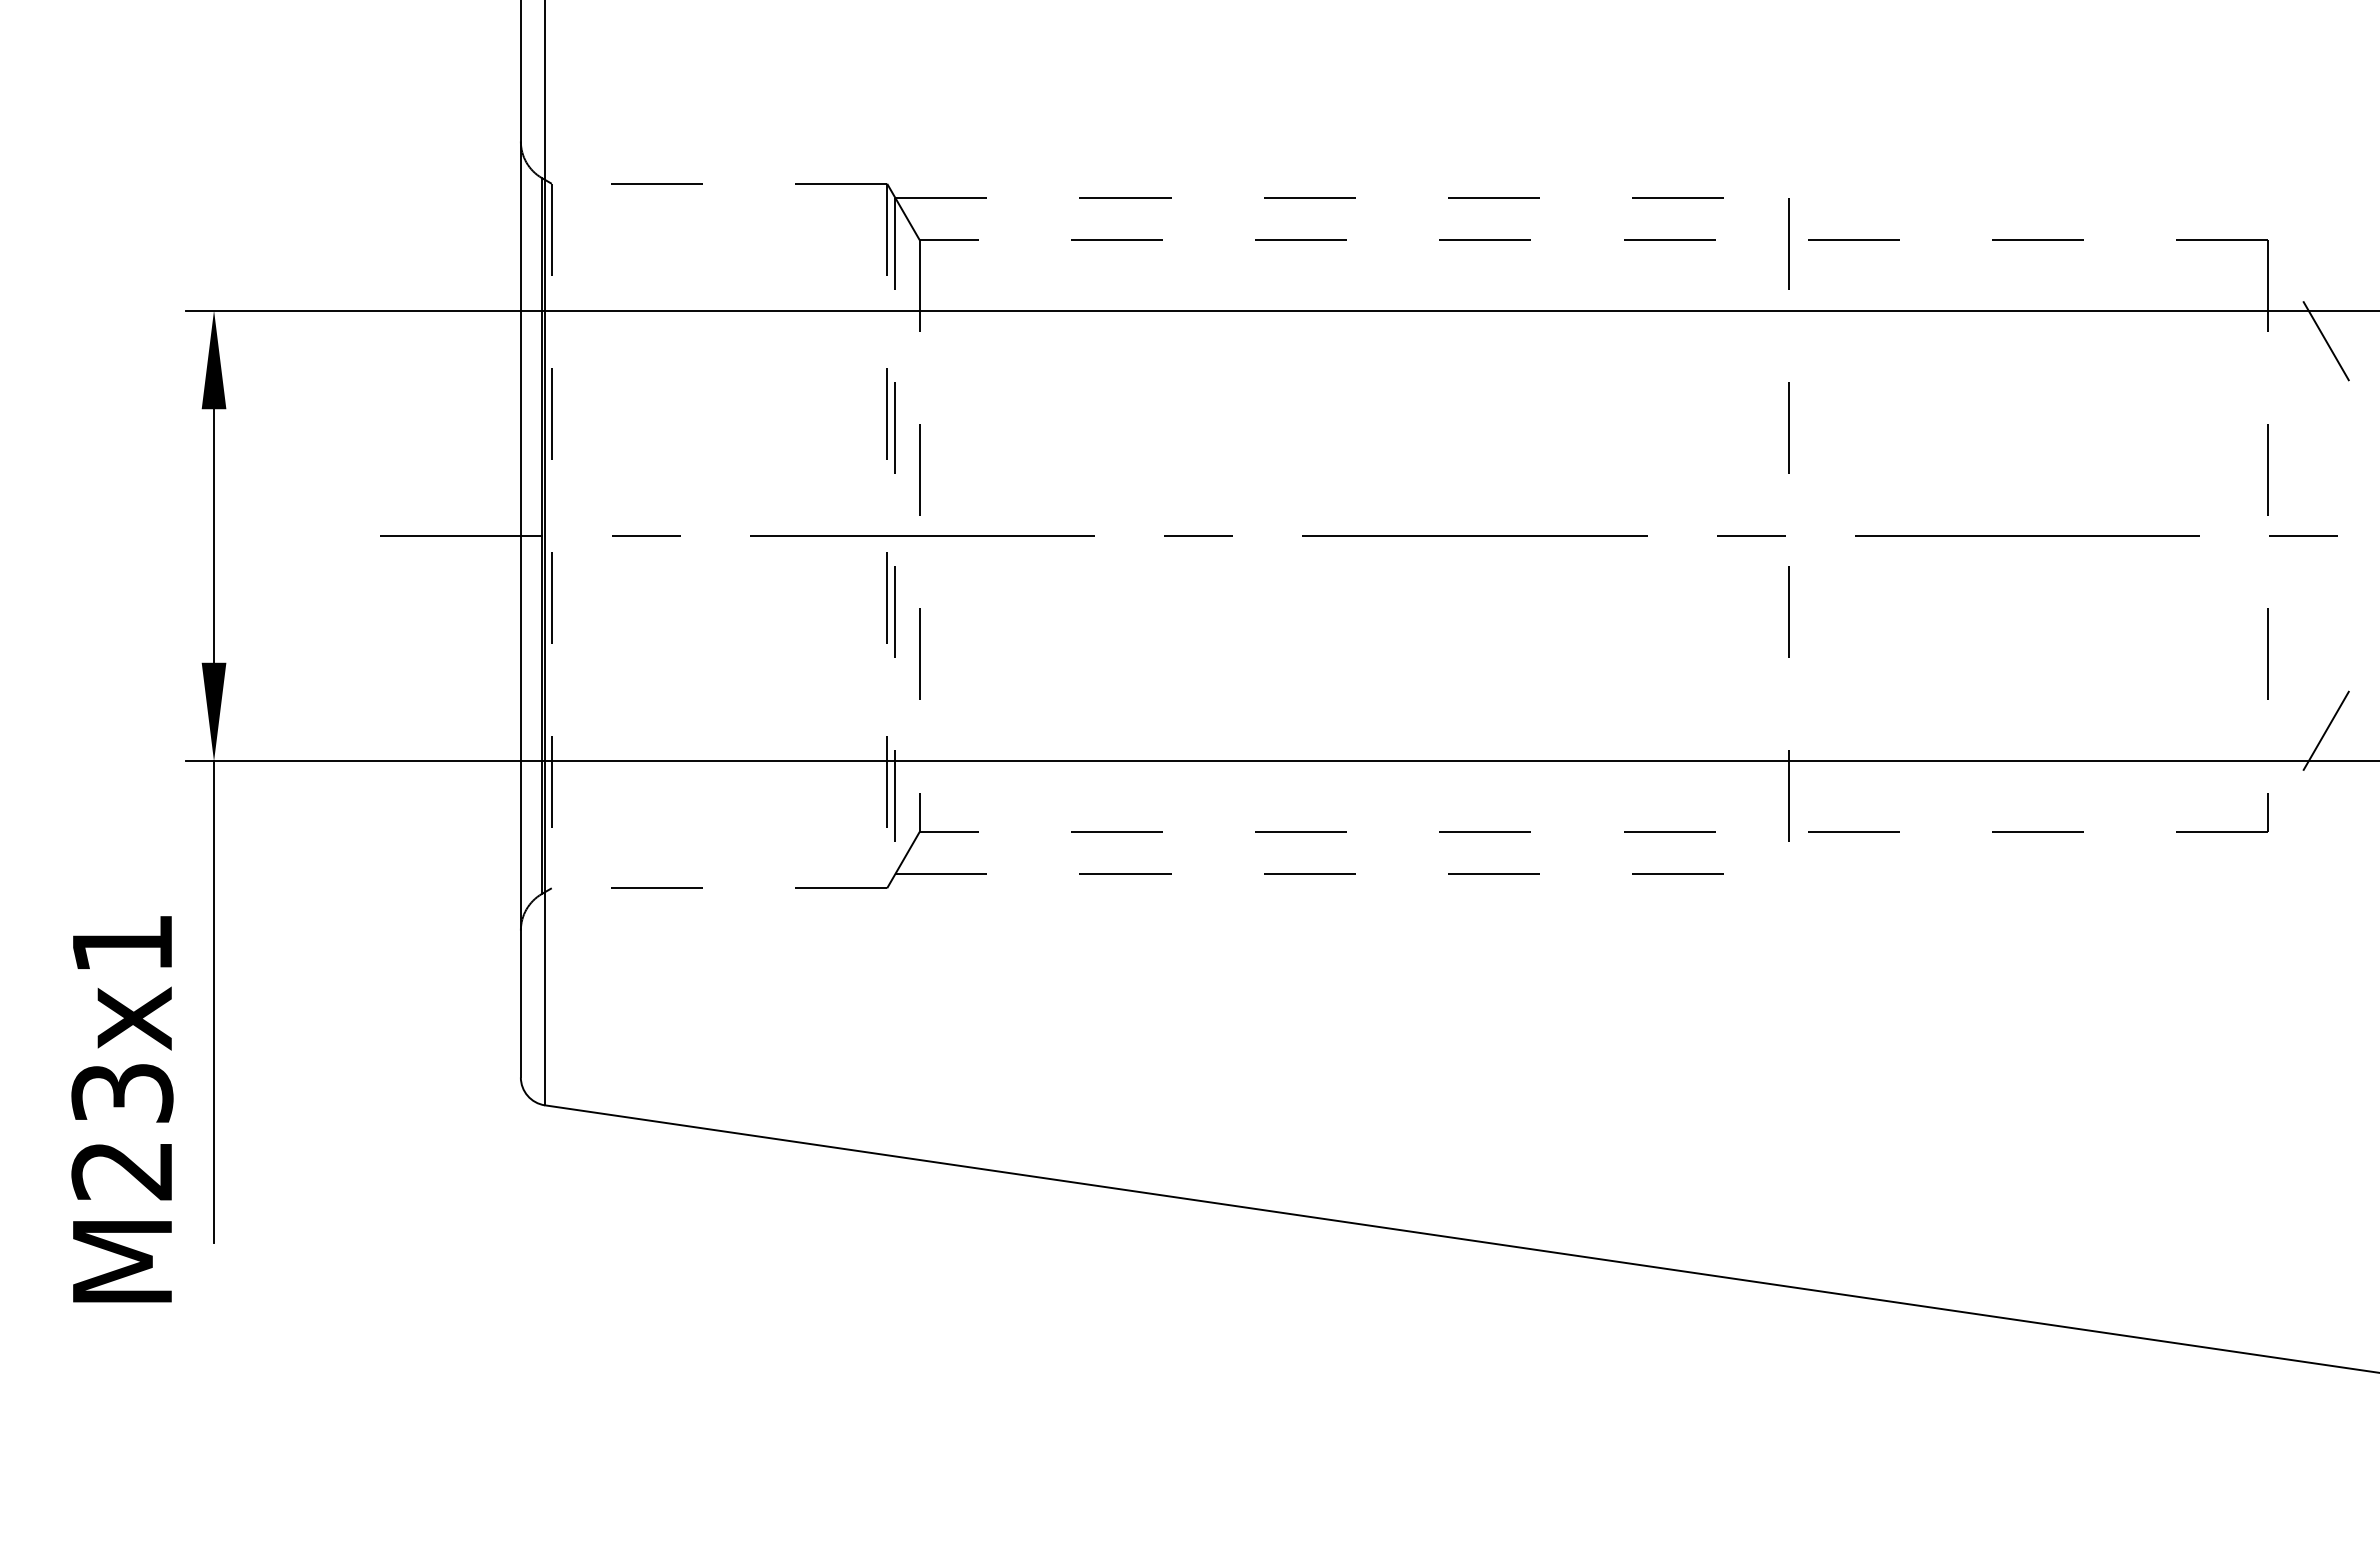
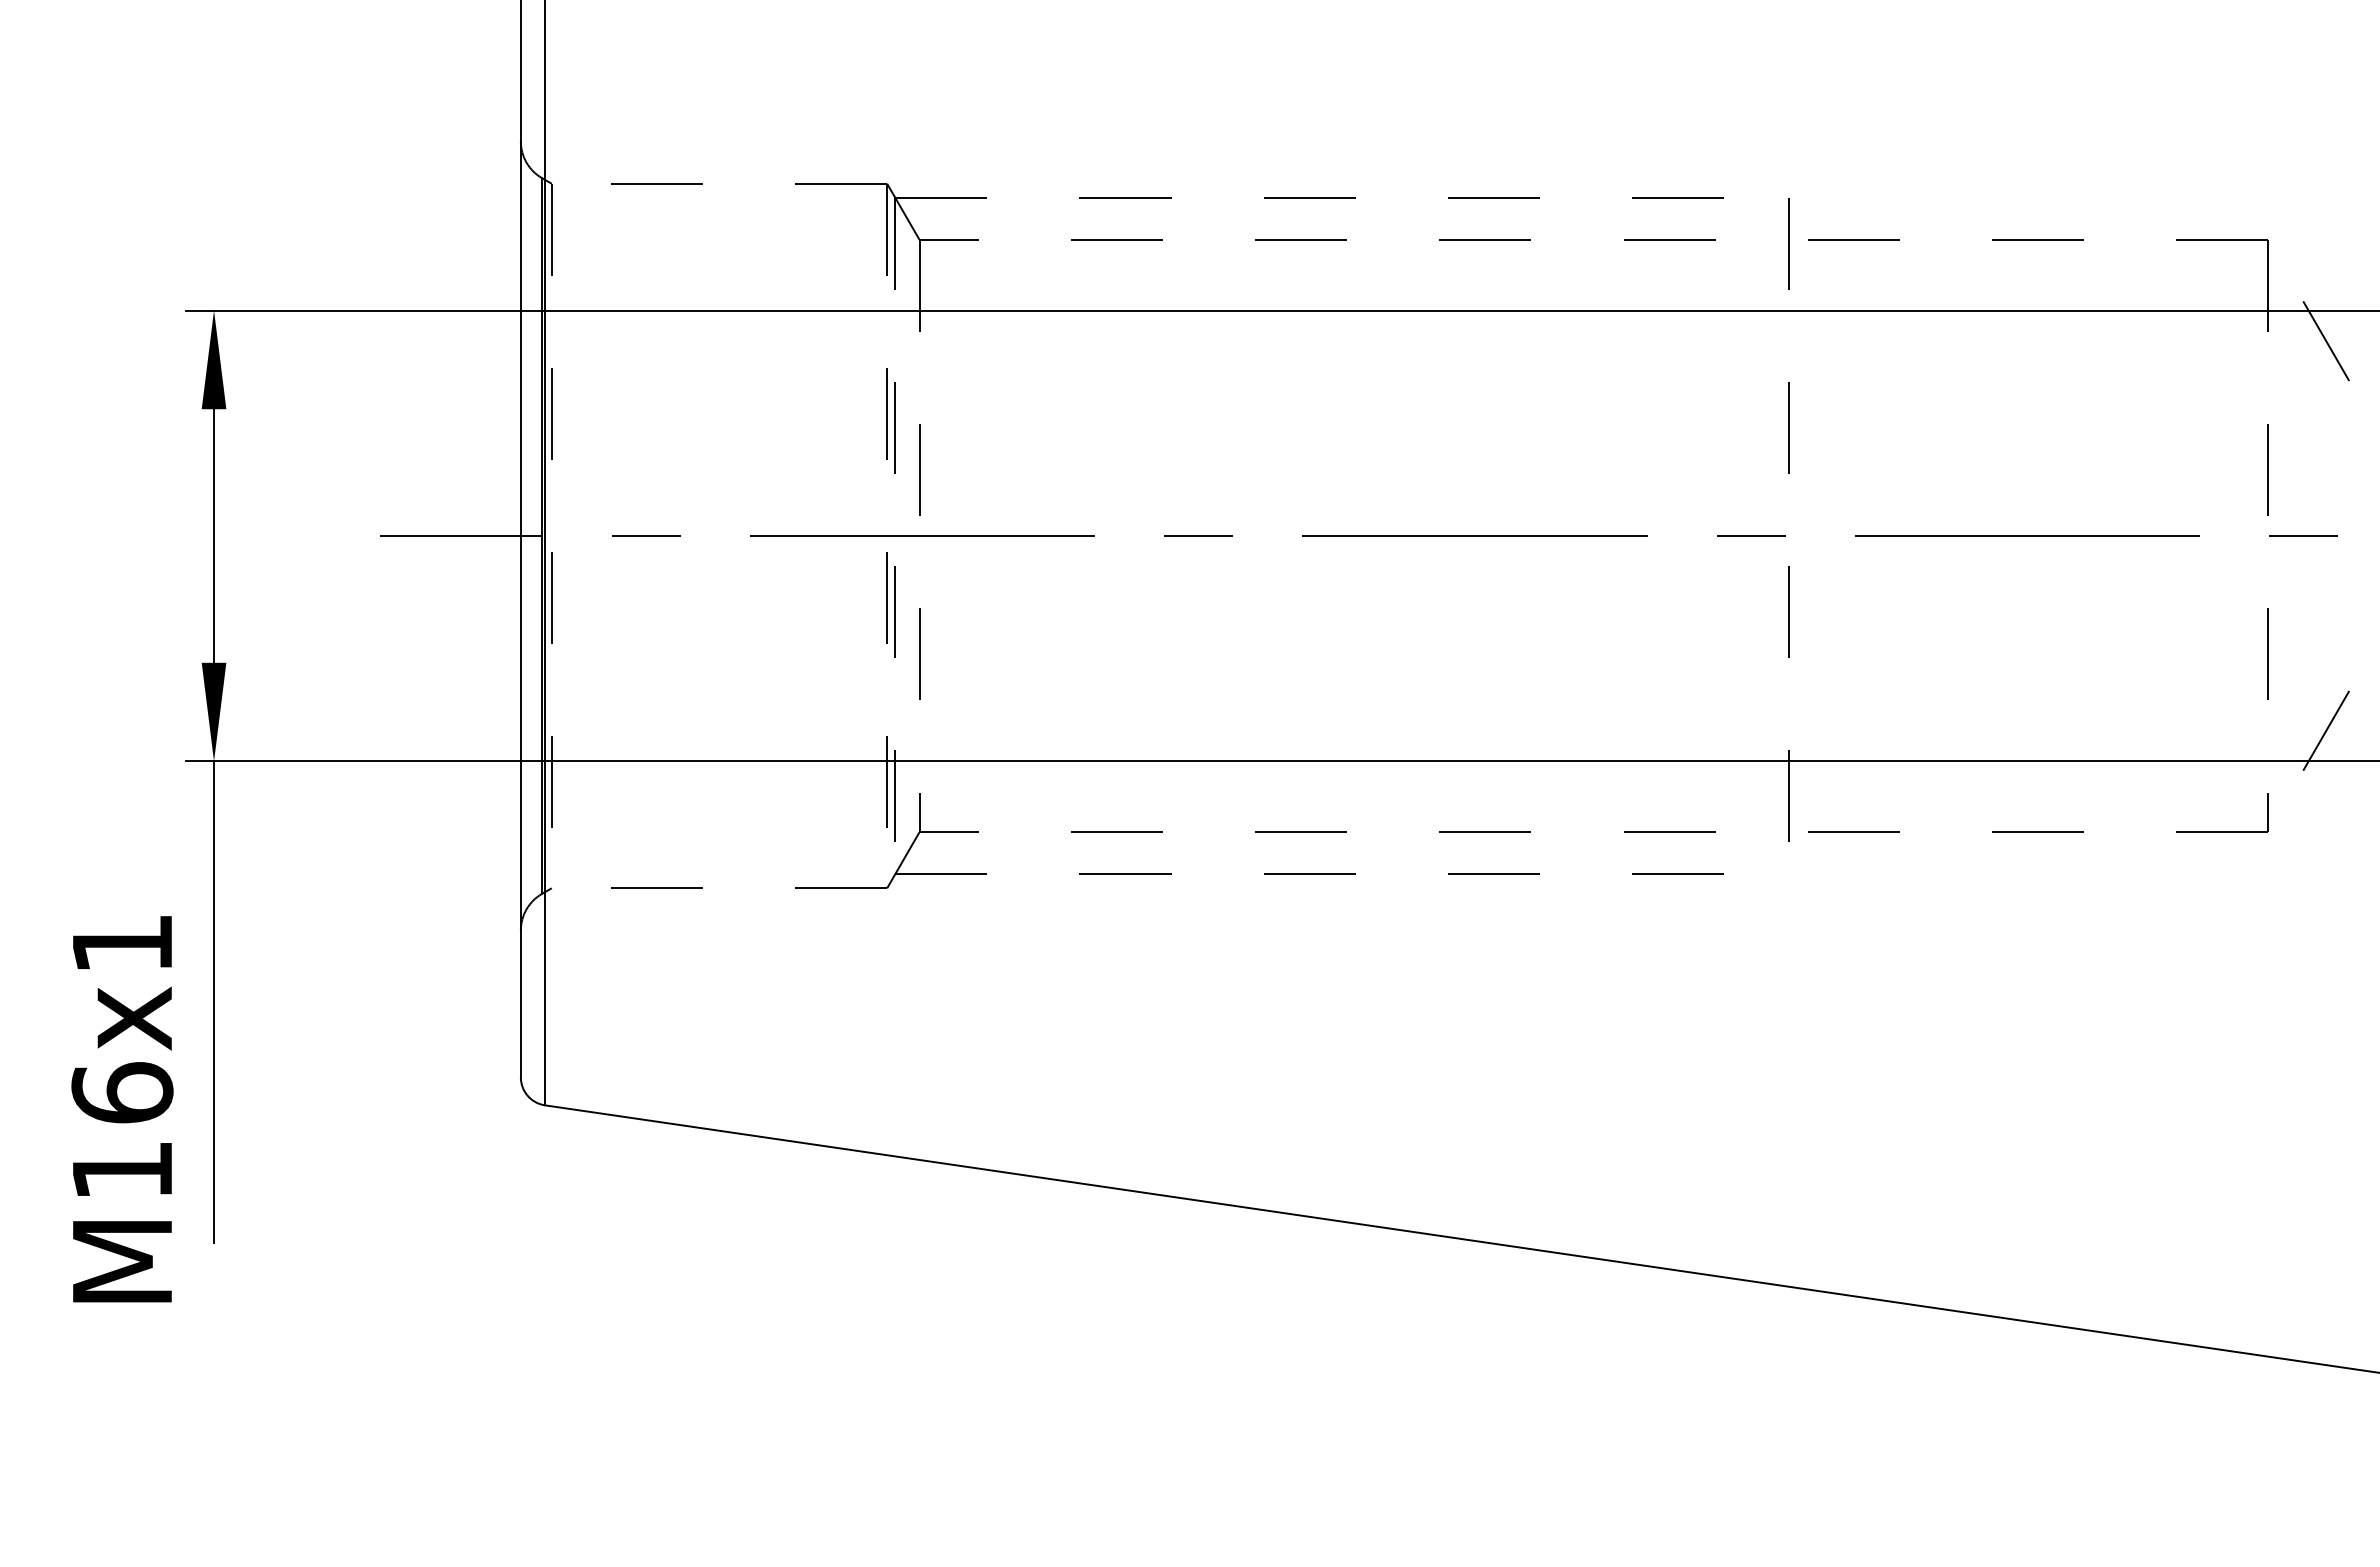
text: M23x1 -> M16x1 (122, 1131)
